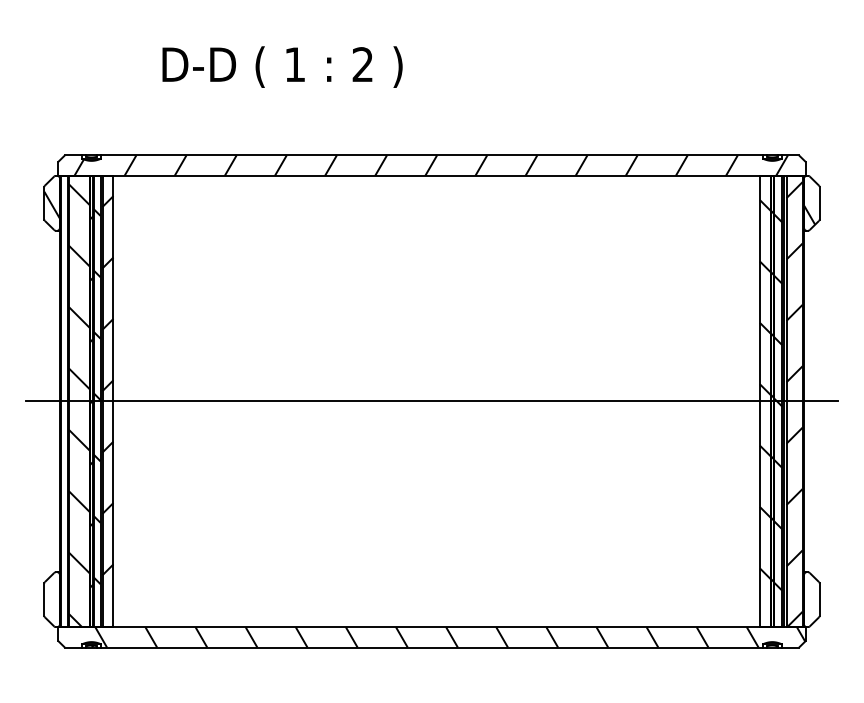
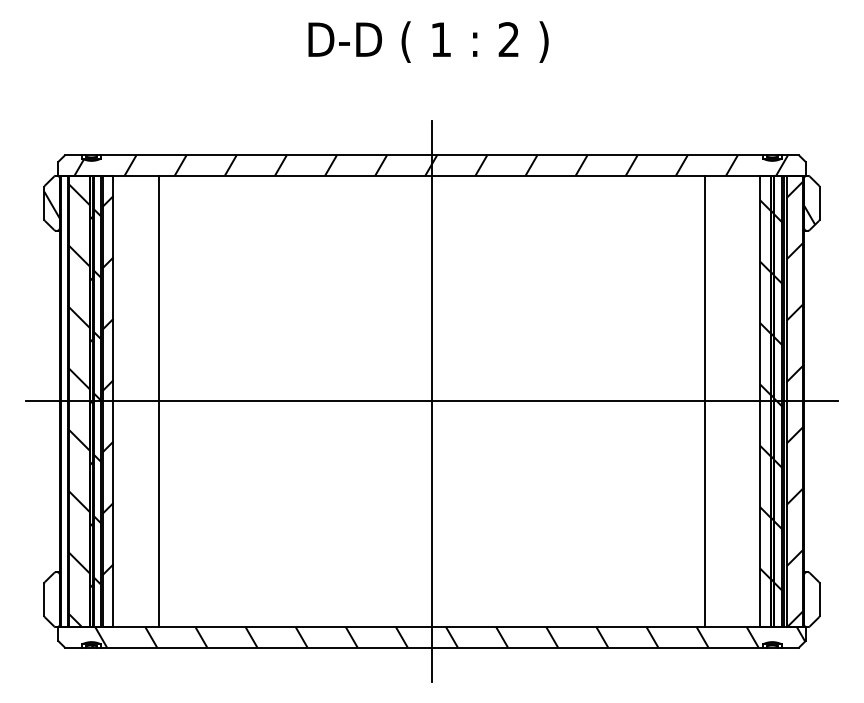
text position: (282, 66) -> (428, 41) (428, 41)
line: none -> present (158, 401)
line: none -> present (431, 401)
line: none -> present (705, 401)
